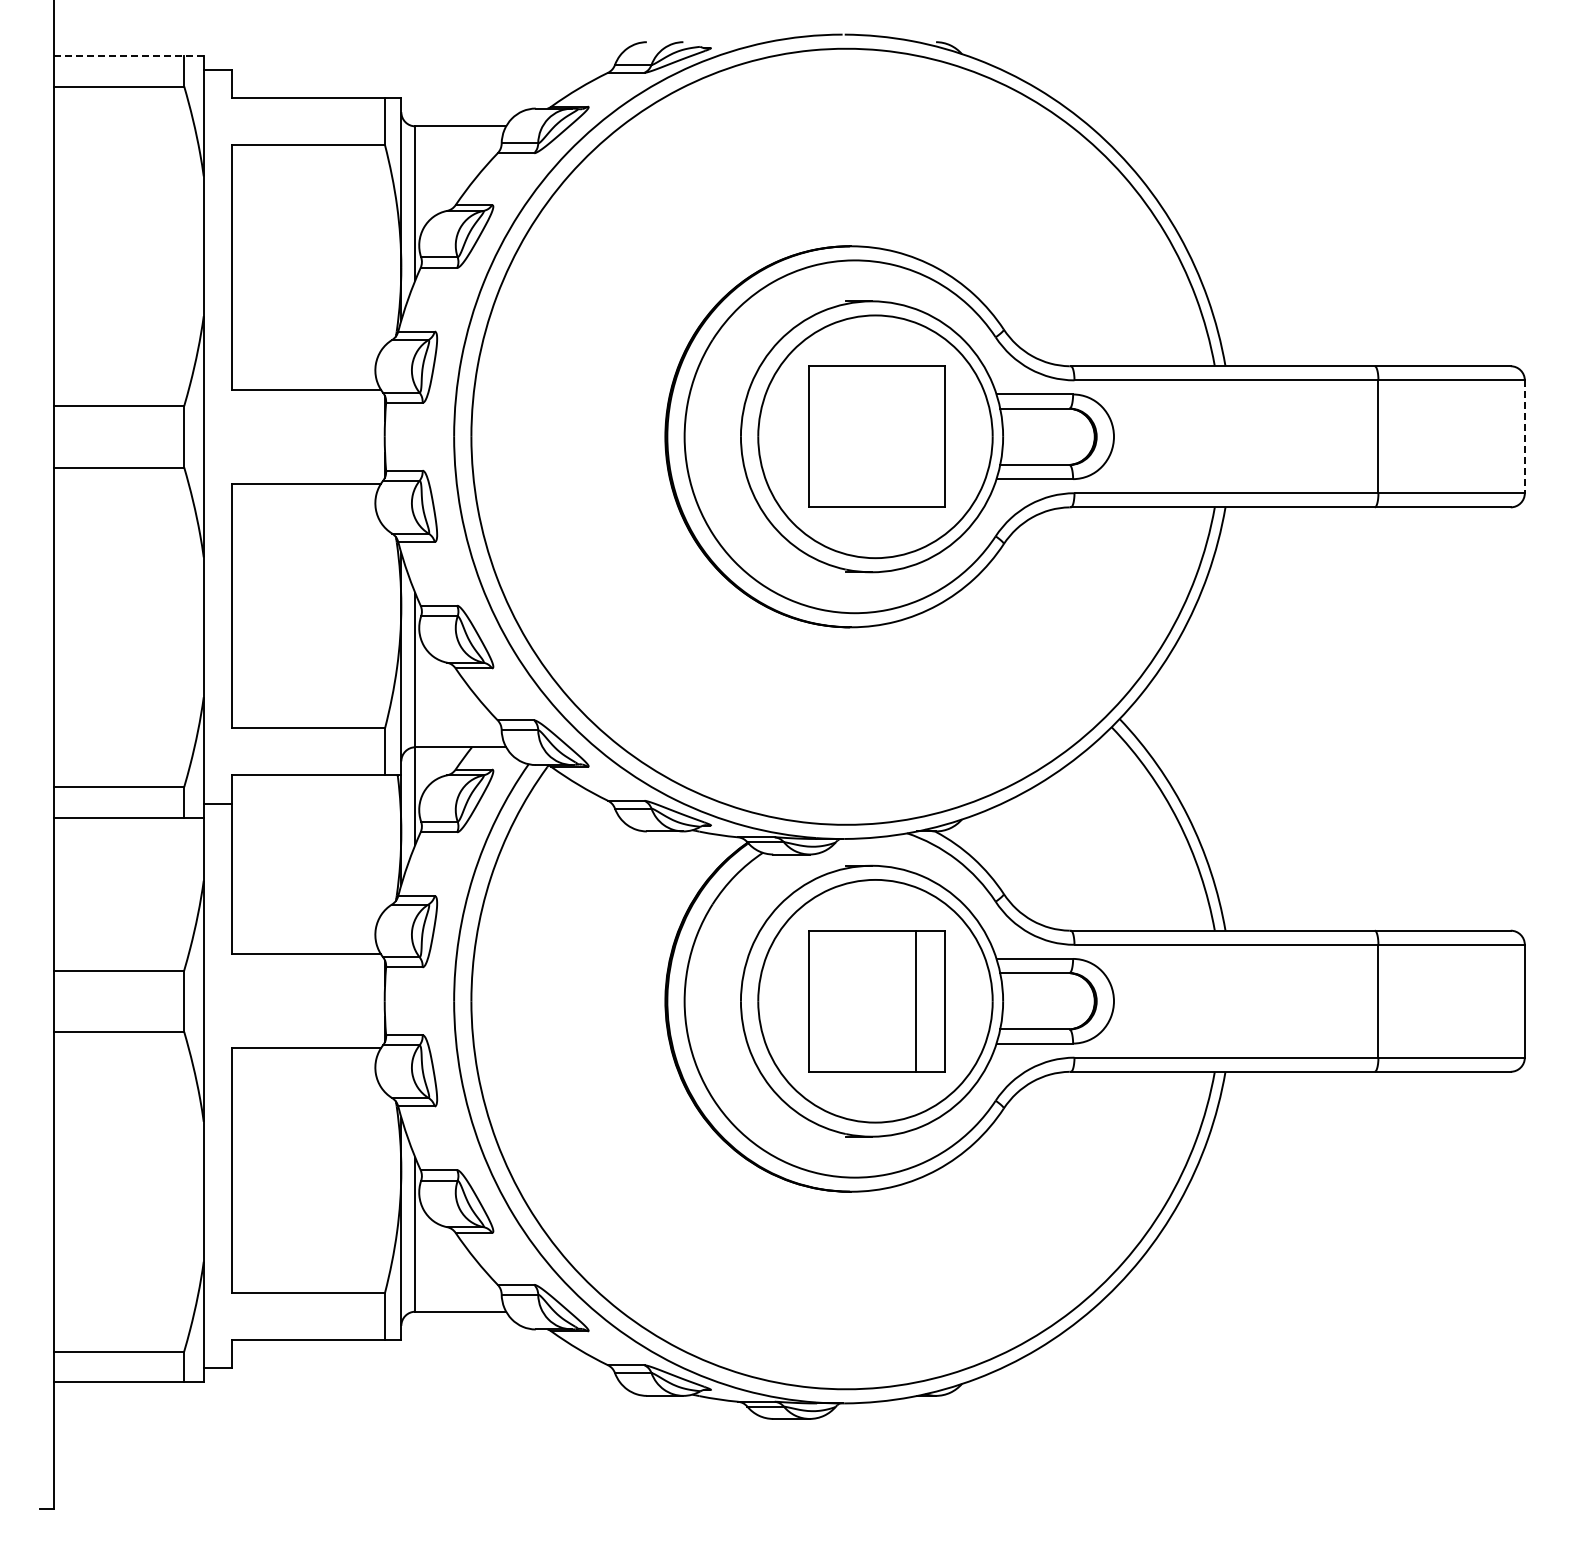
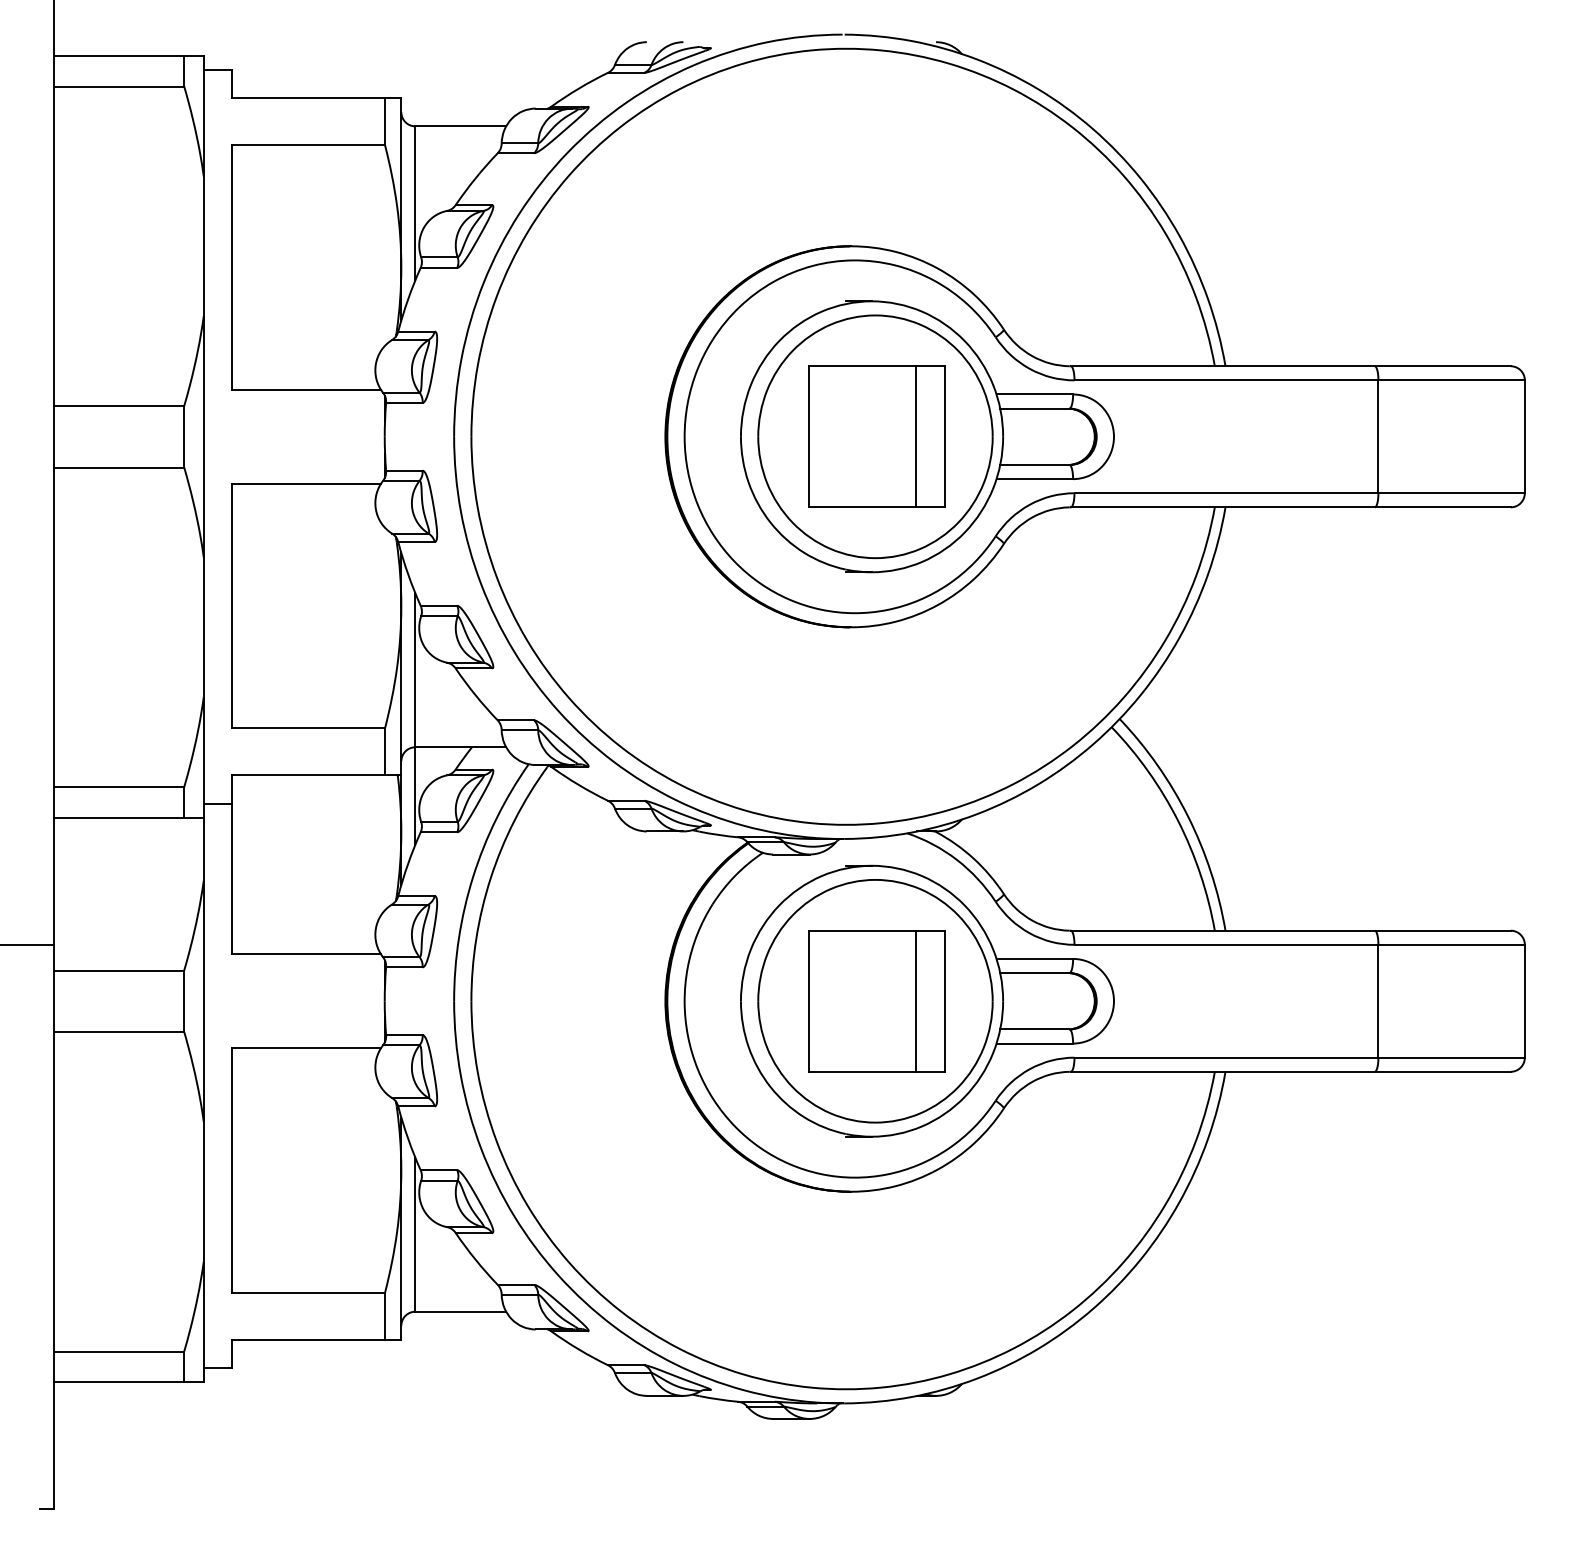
line: dashed -> solid (128, 55)
line: none -> present (915, 436)
line: dashed -> solid (1524, 437)
line: none -> present (28, 944)
